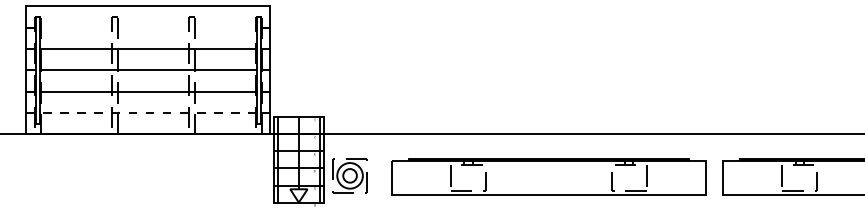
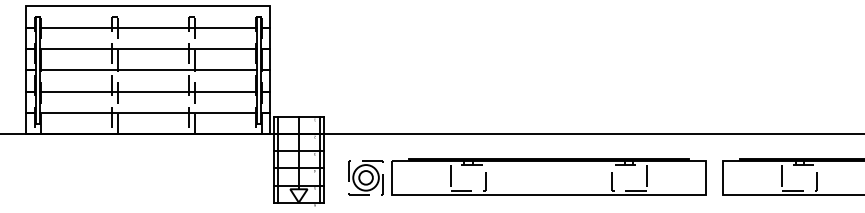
line: none -> present (147, 27)
line: dashed -> solid (147, 112)
part position: (349, 175) -> (365, 177) (365, 177)
